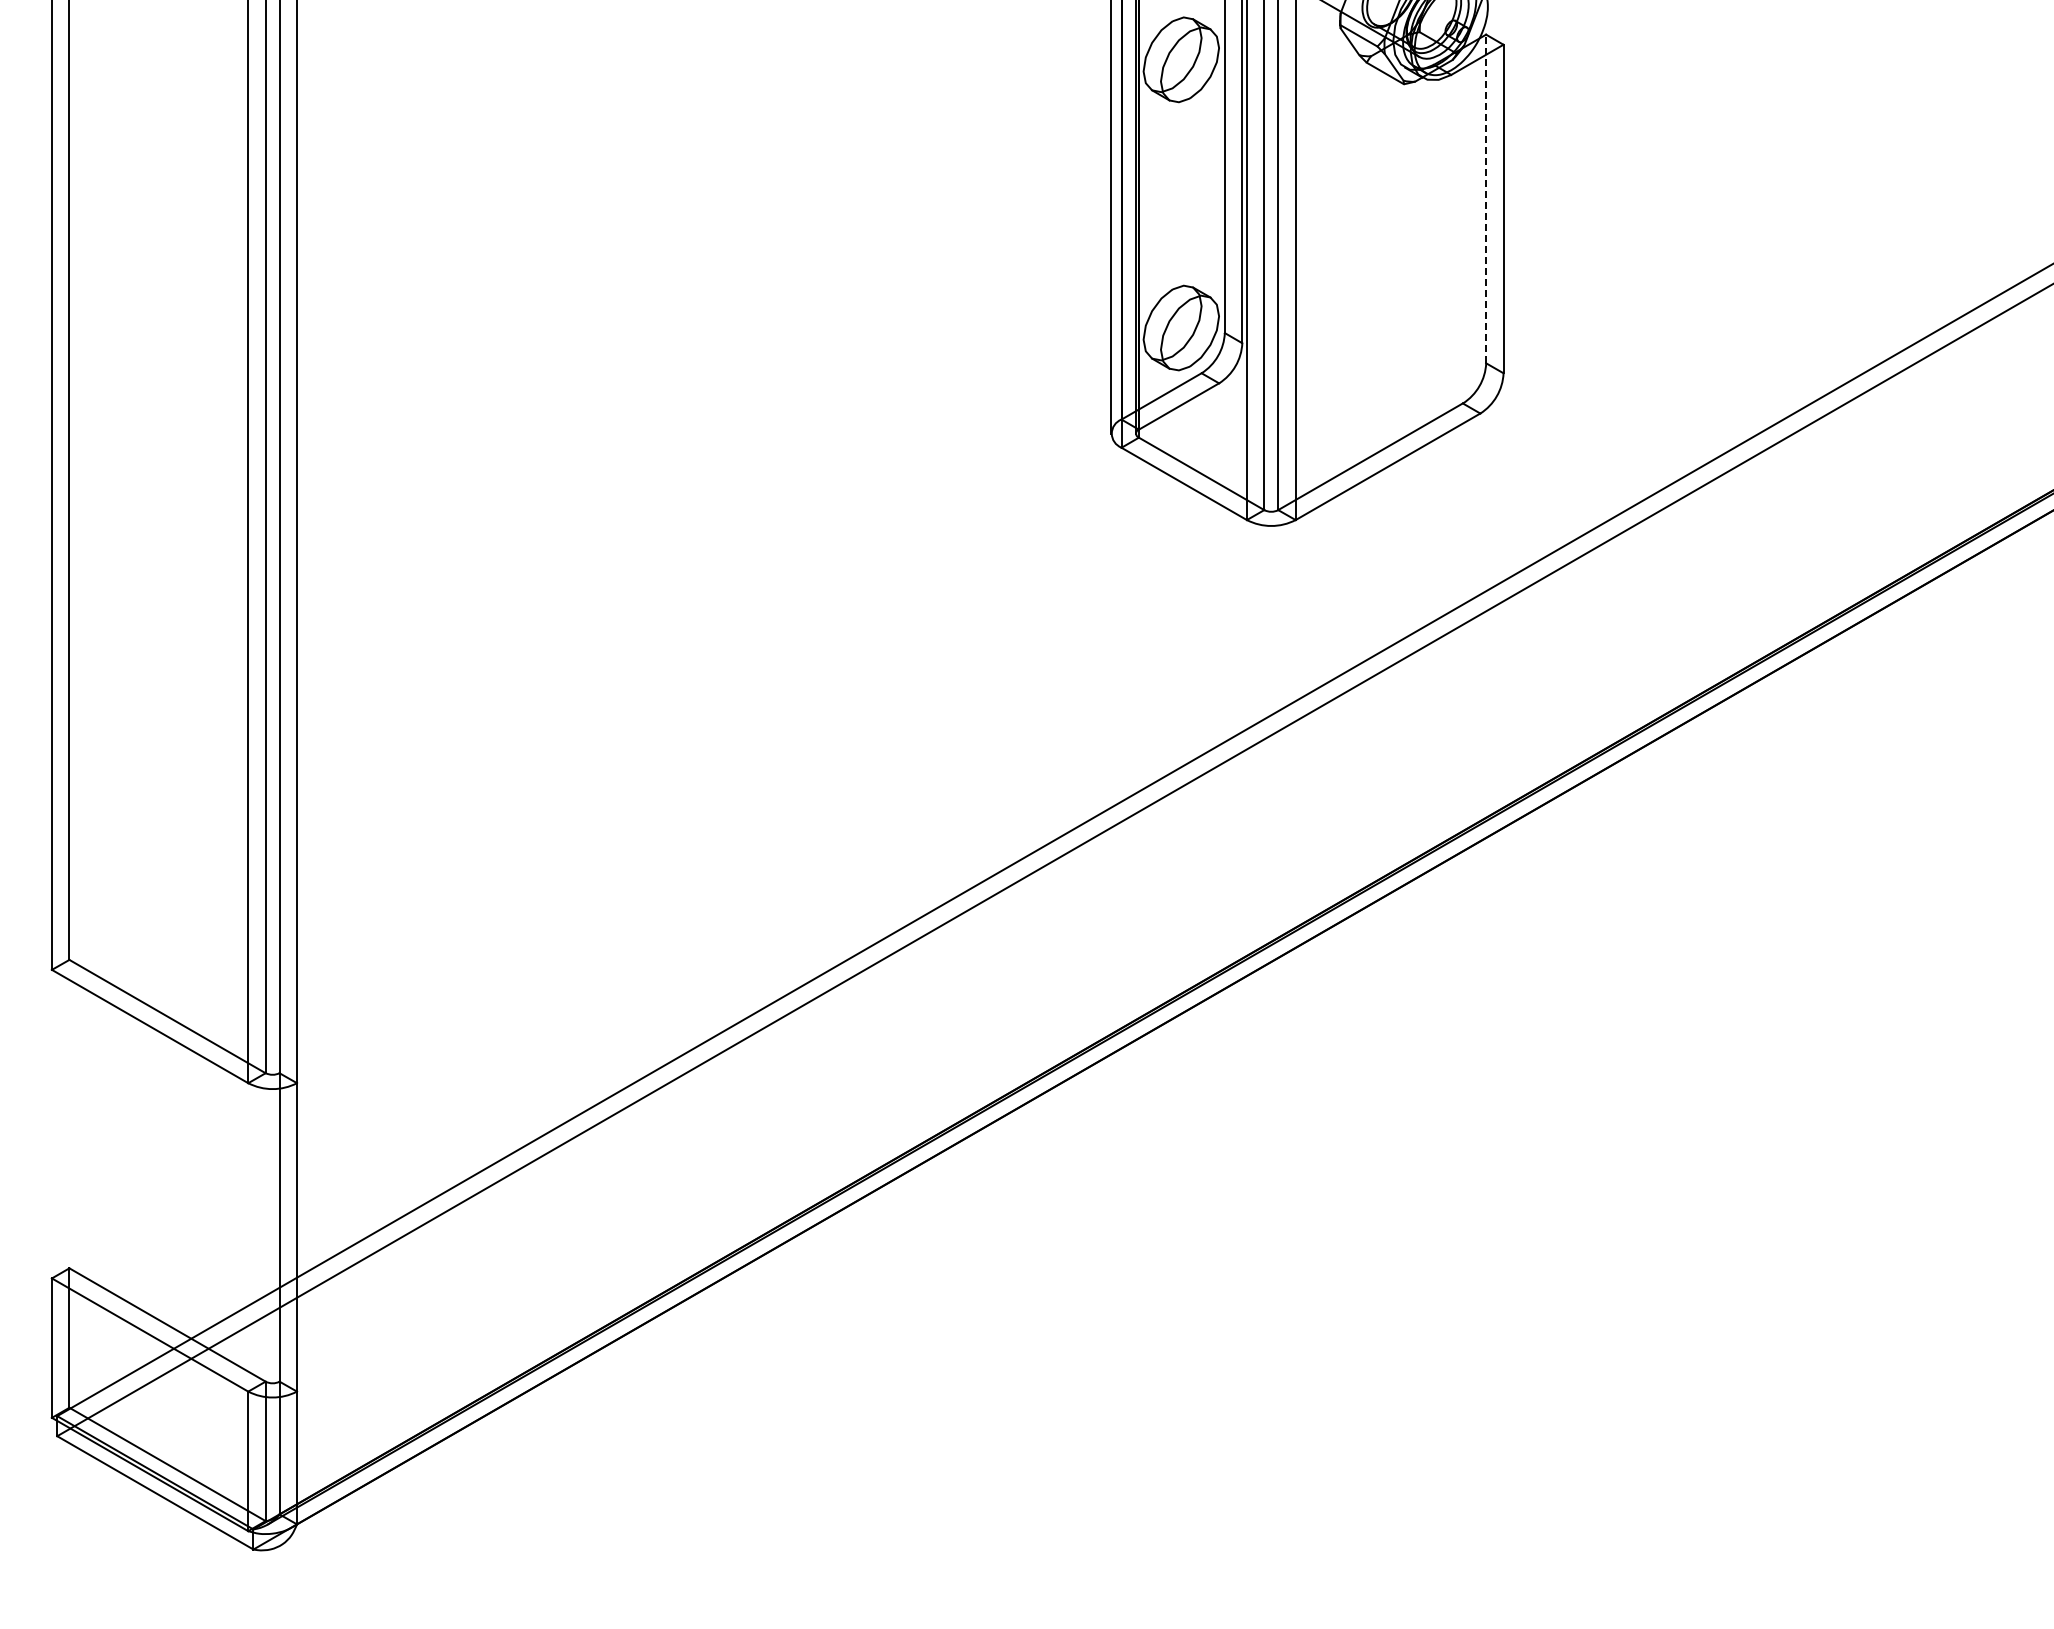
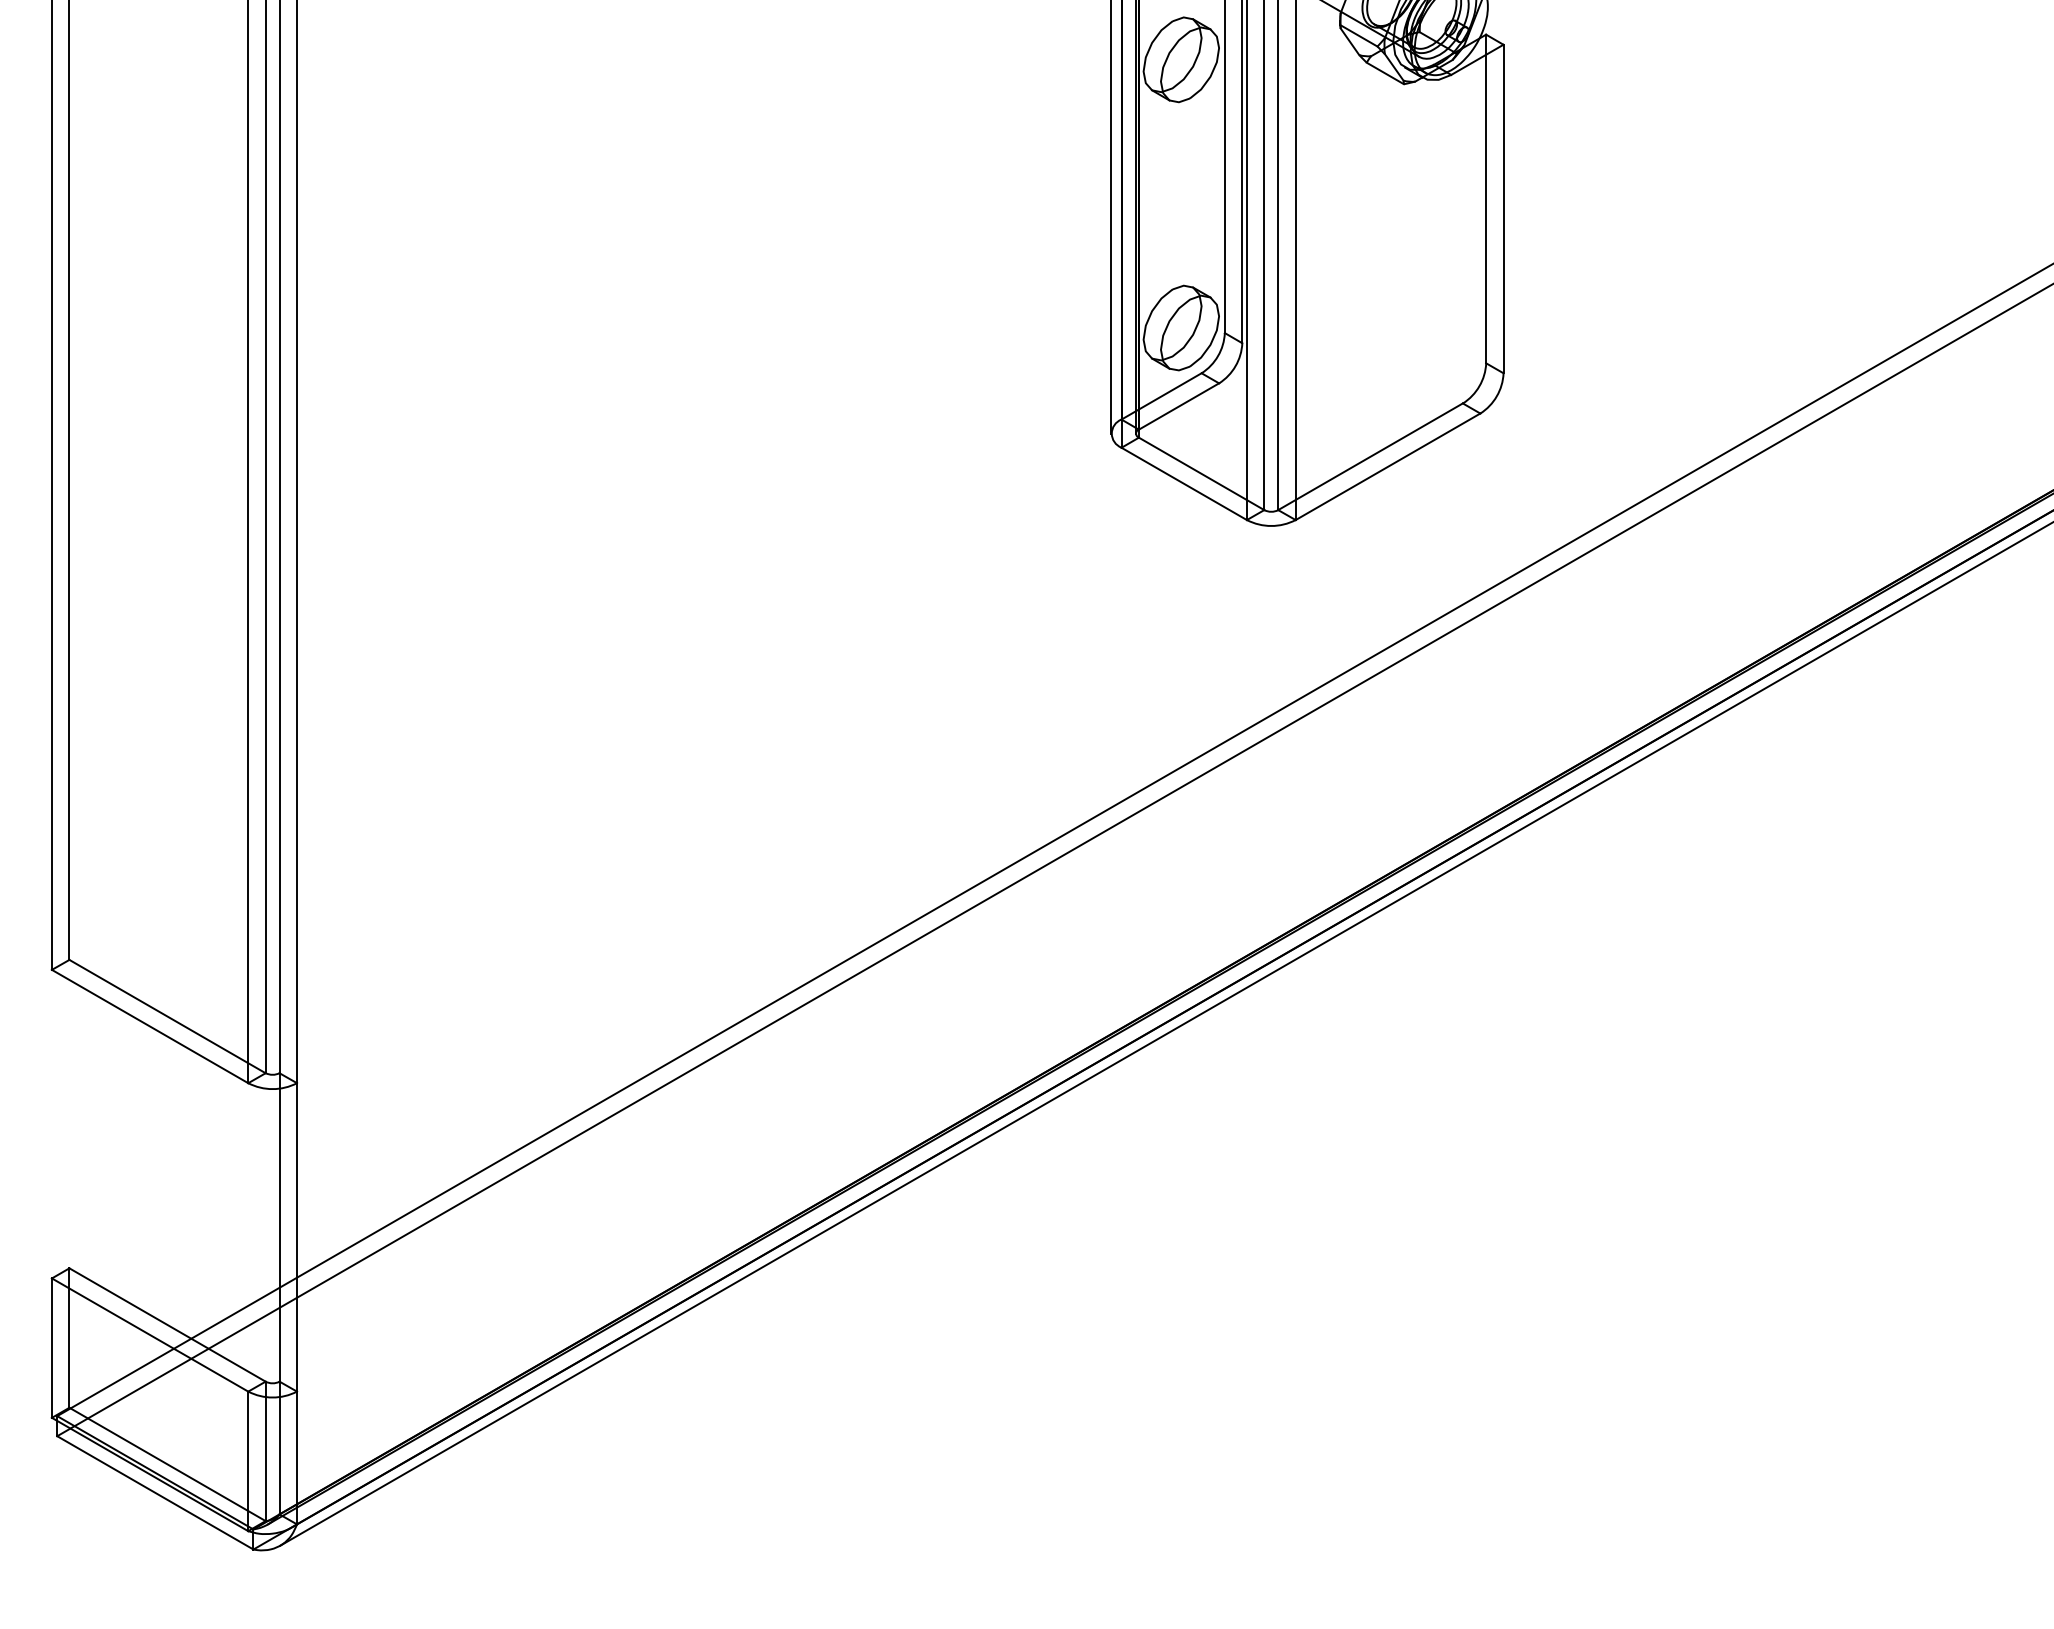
line: dashed -> solid (1486, 198)
line: none -> present (1165, 1034)
